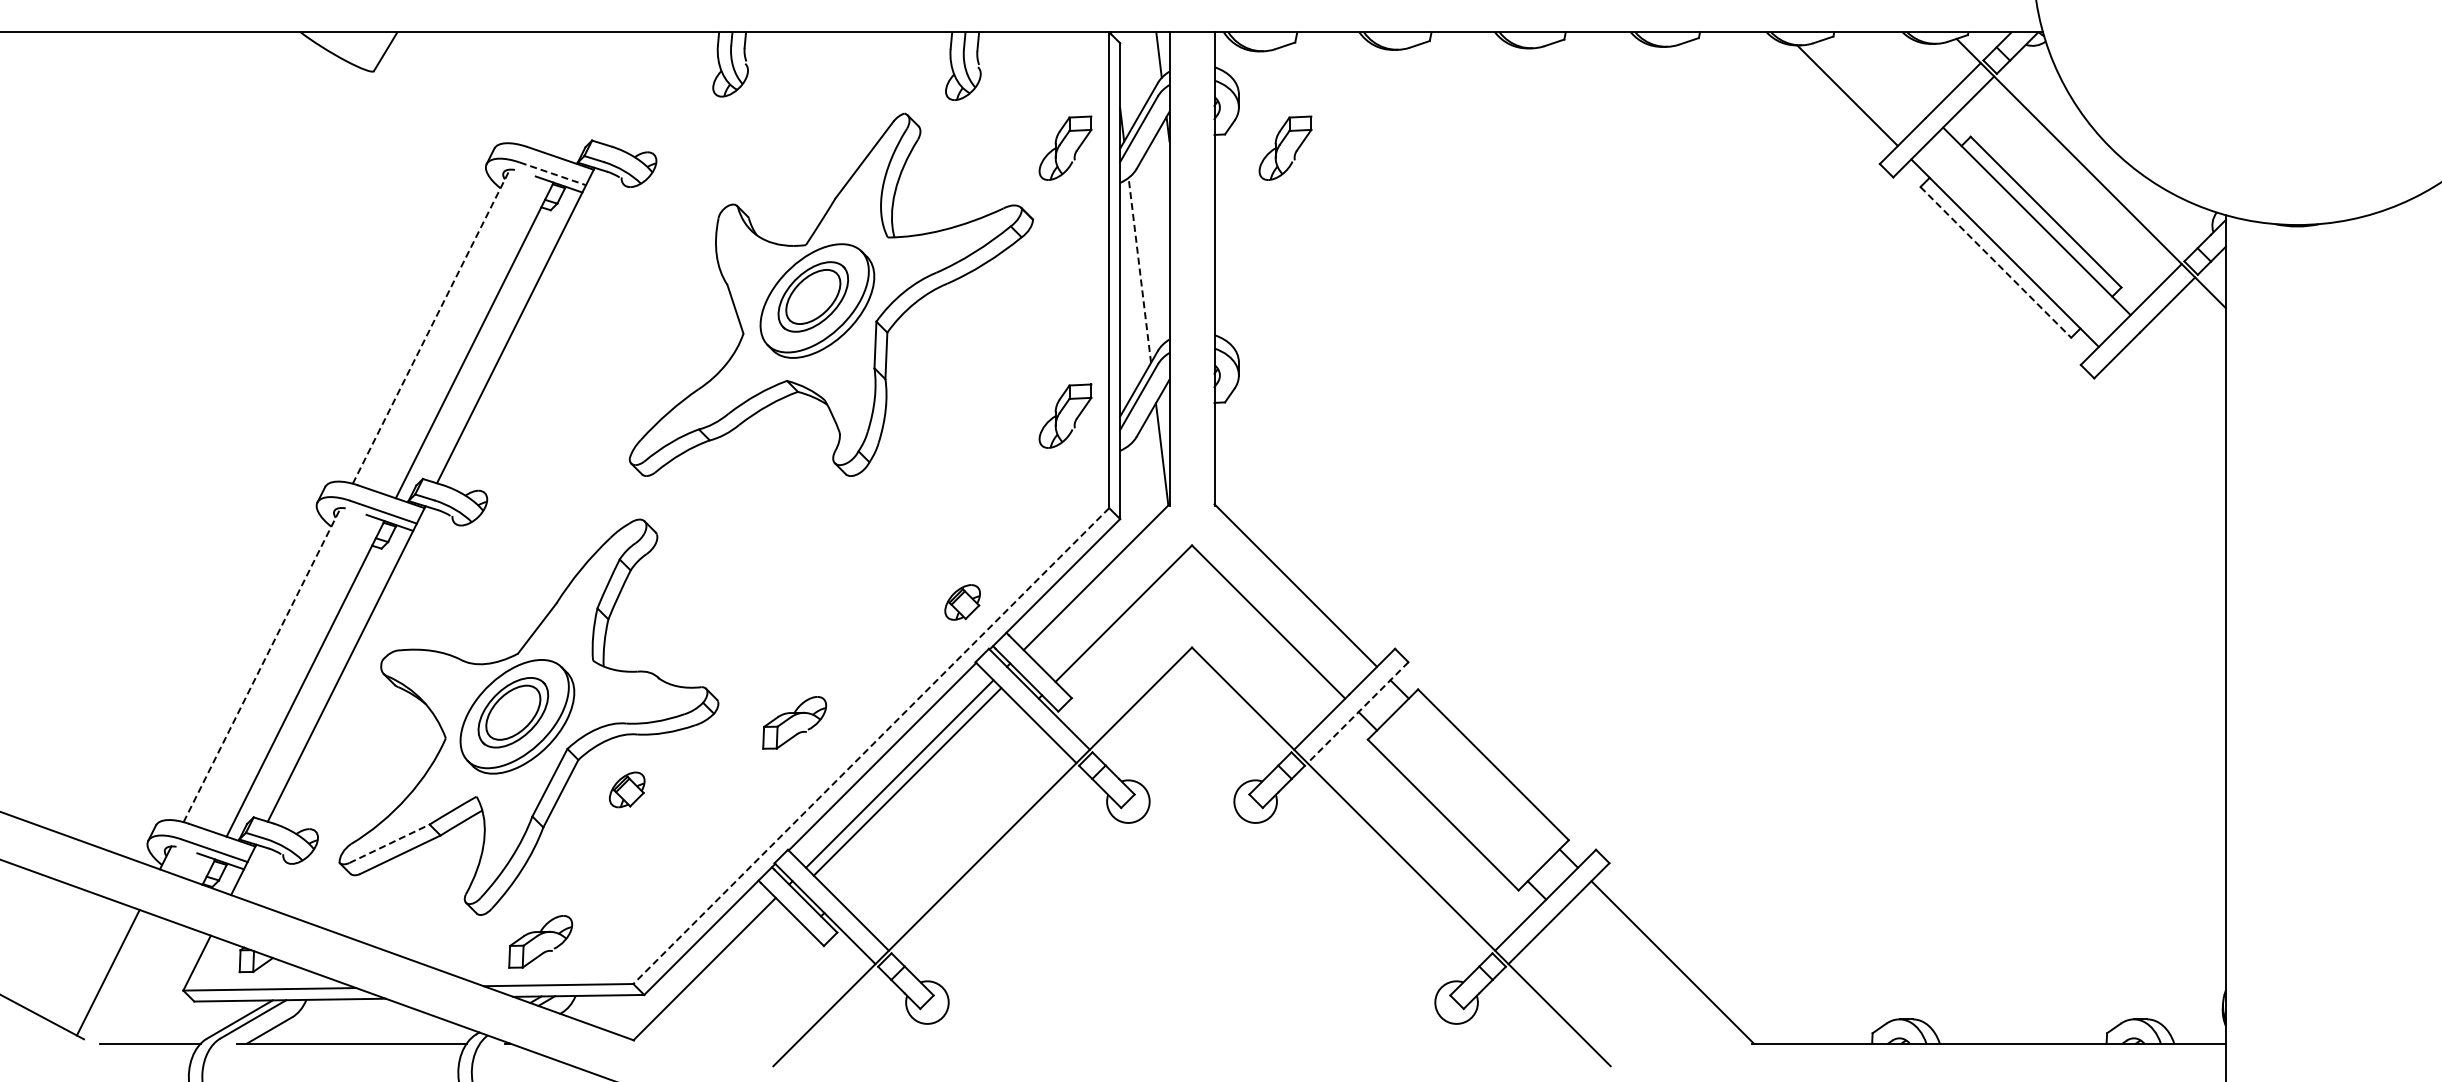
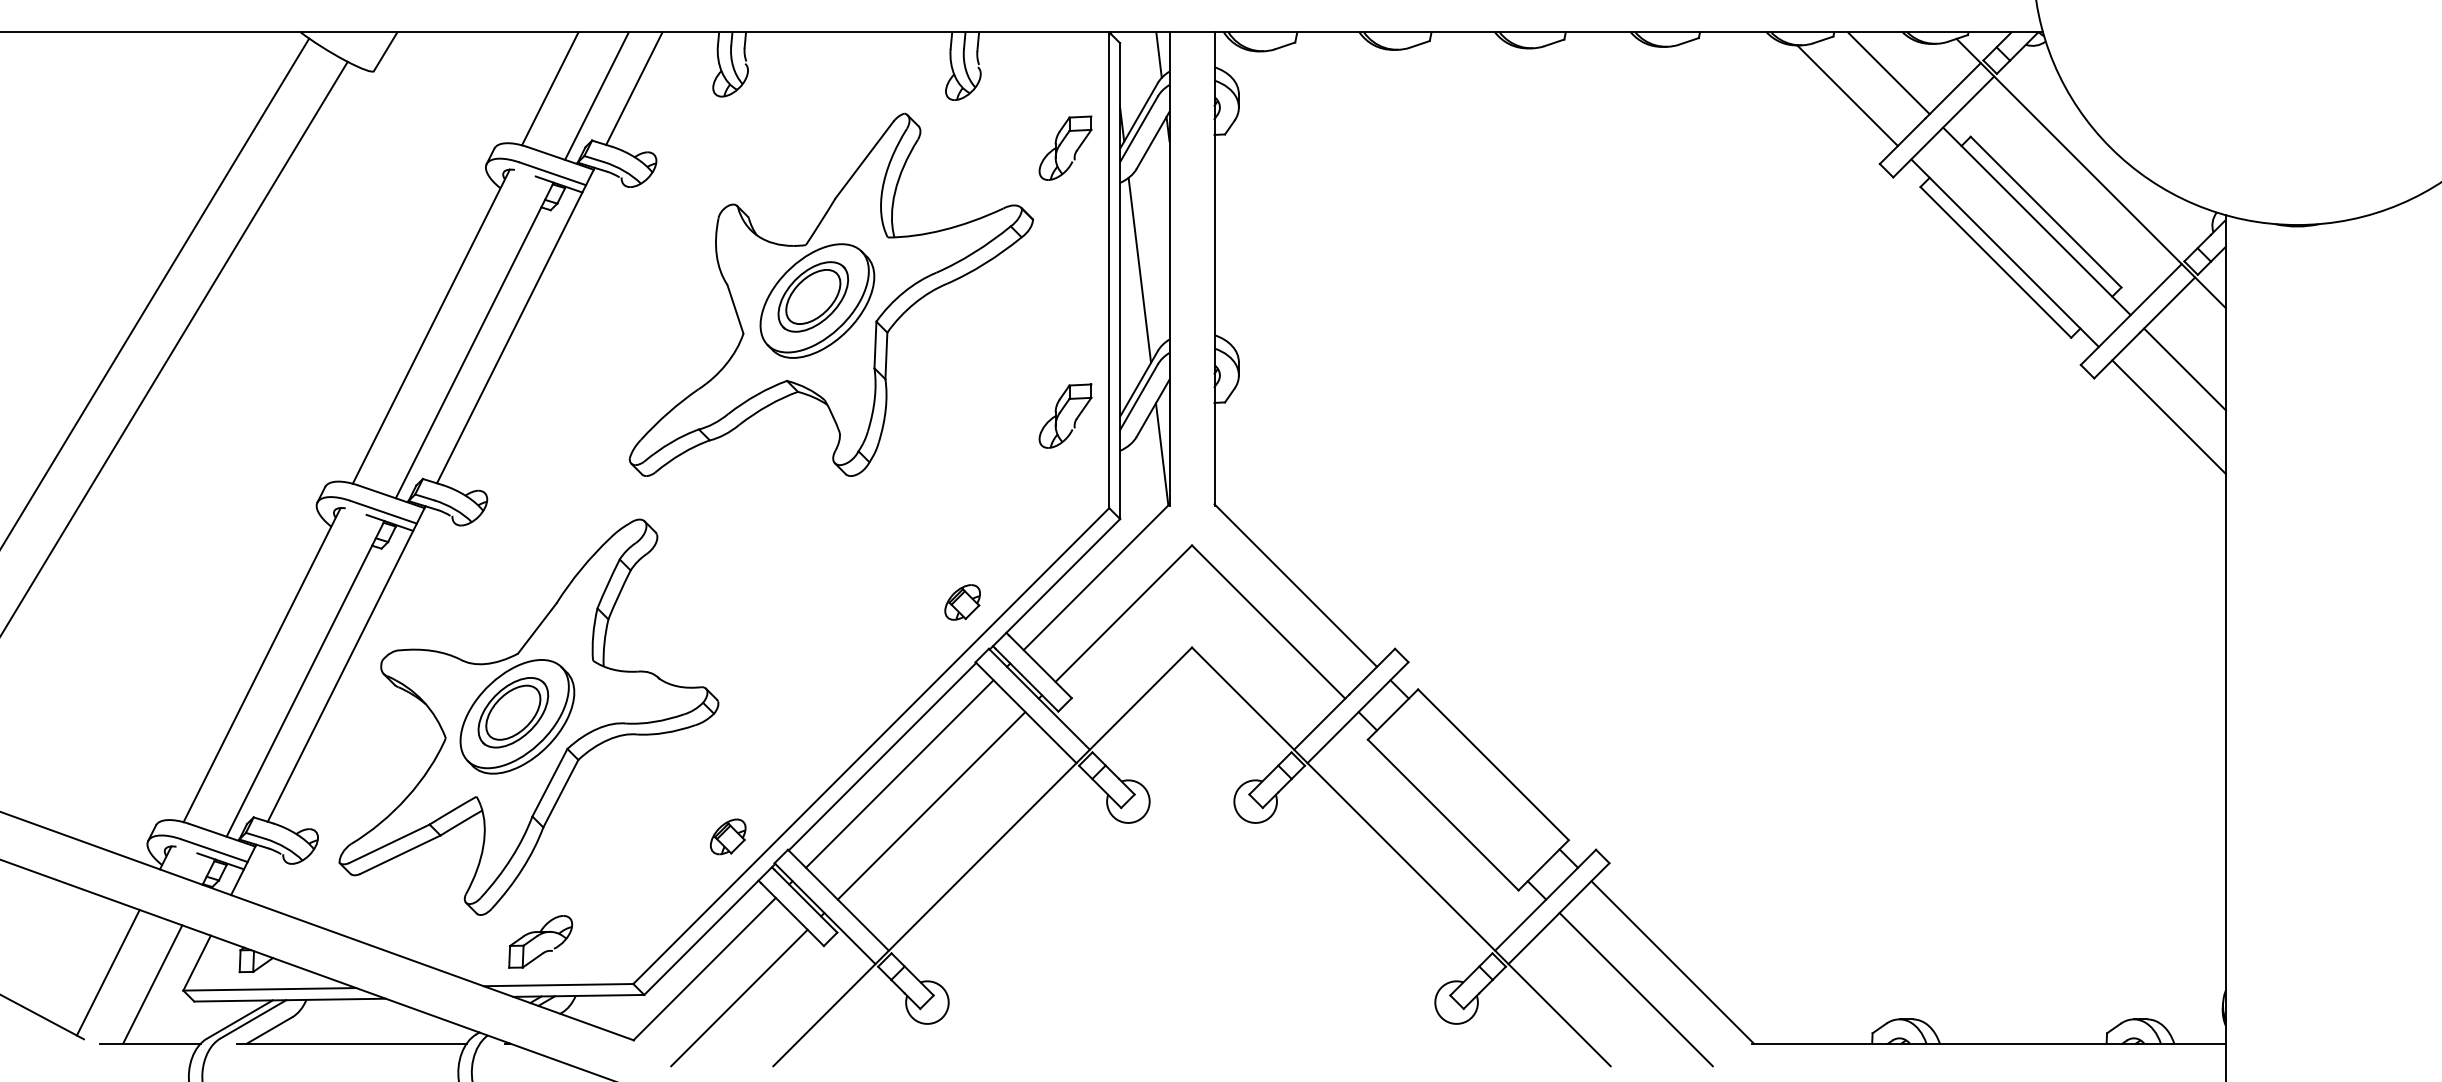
line: none -> present (1888, 73)
line: none -> present (550, 88)
line: none -> present (634, 88)
line: none -> present (596, 95)
part: present -> none (1285, 147)
line: dashed -> solid (553, 174)
line: dashed -> solid (1995, 262)
line: dashed -> solid (1139, 269)
line: none -> present (155, 292)
line: dashed -> solid (431, 326)
line: none -> present (174, 347)
line: none -> present (2184, 369)
line: none -> present (2168, 417)
line: dashed -> solid (262, 665)
line: dashed -> solid (1357, 713)
part: present -> none (794, 722)
line: dashed -> solid (870, 746)
line position: (907, 781) -> (931, 805) (931, 805)
part position: (627, 789) -> (728, 836) (728, 836)
line: dashed -> solid (390, 843)
line: none -> present (152, 984)
line: none -> present (1635, 989)
line: none -> present (739, 997)
